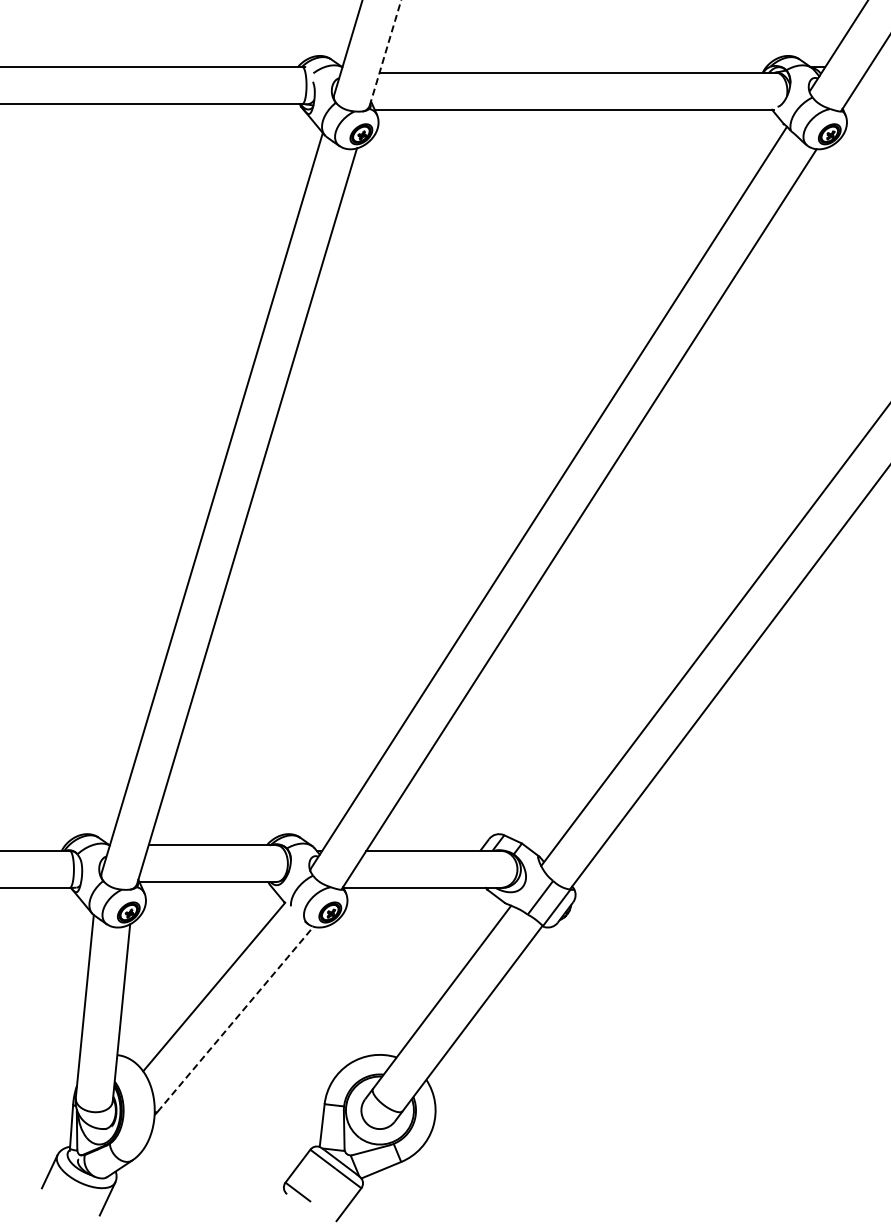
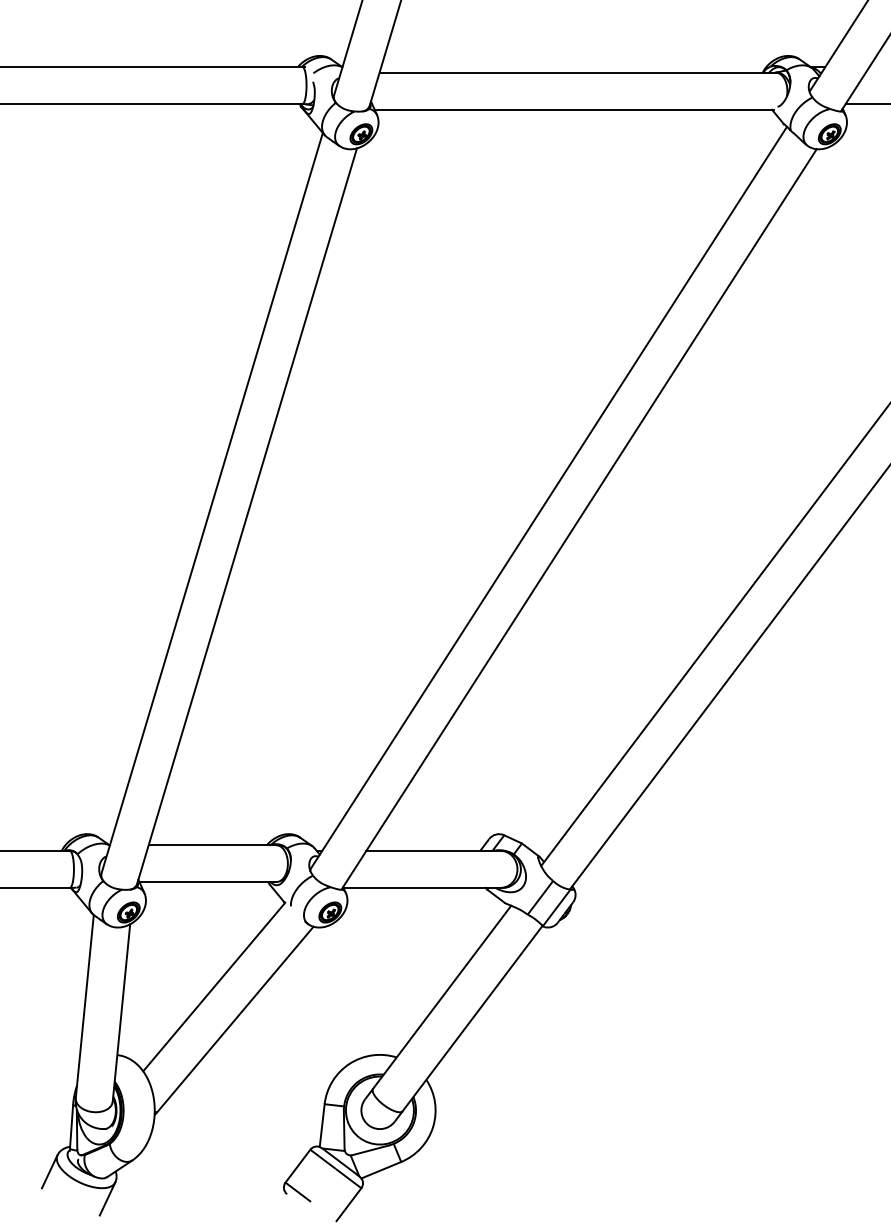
line: dashed -> solid (385, 53)
line: none -> present (866, 104)
line: dashed -> solid (235, 1018)
